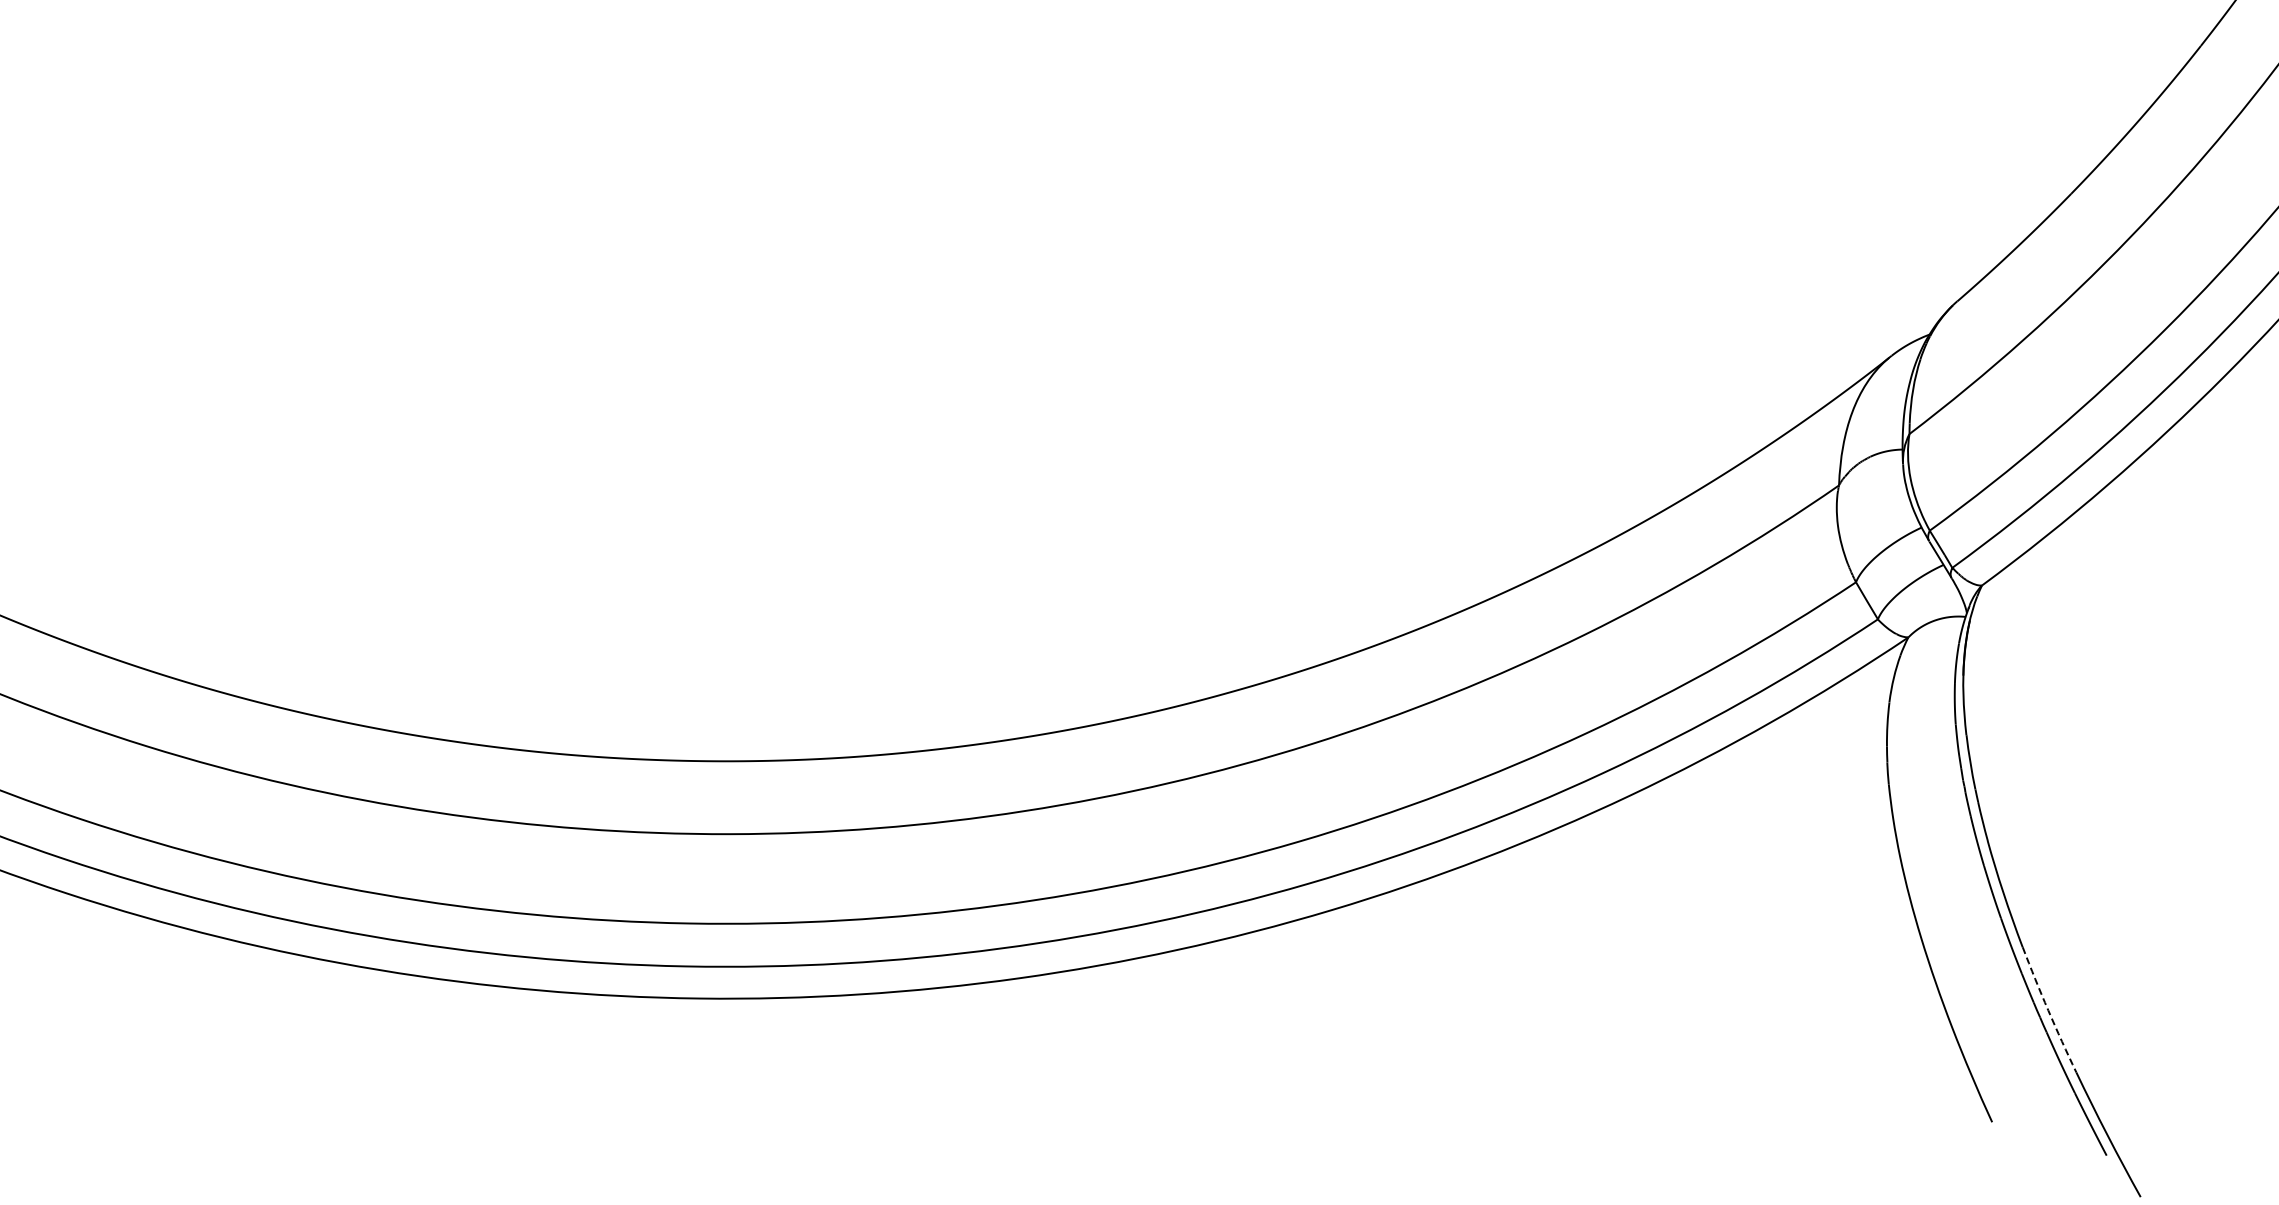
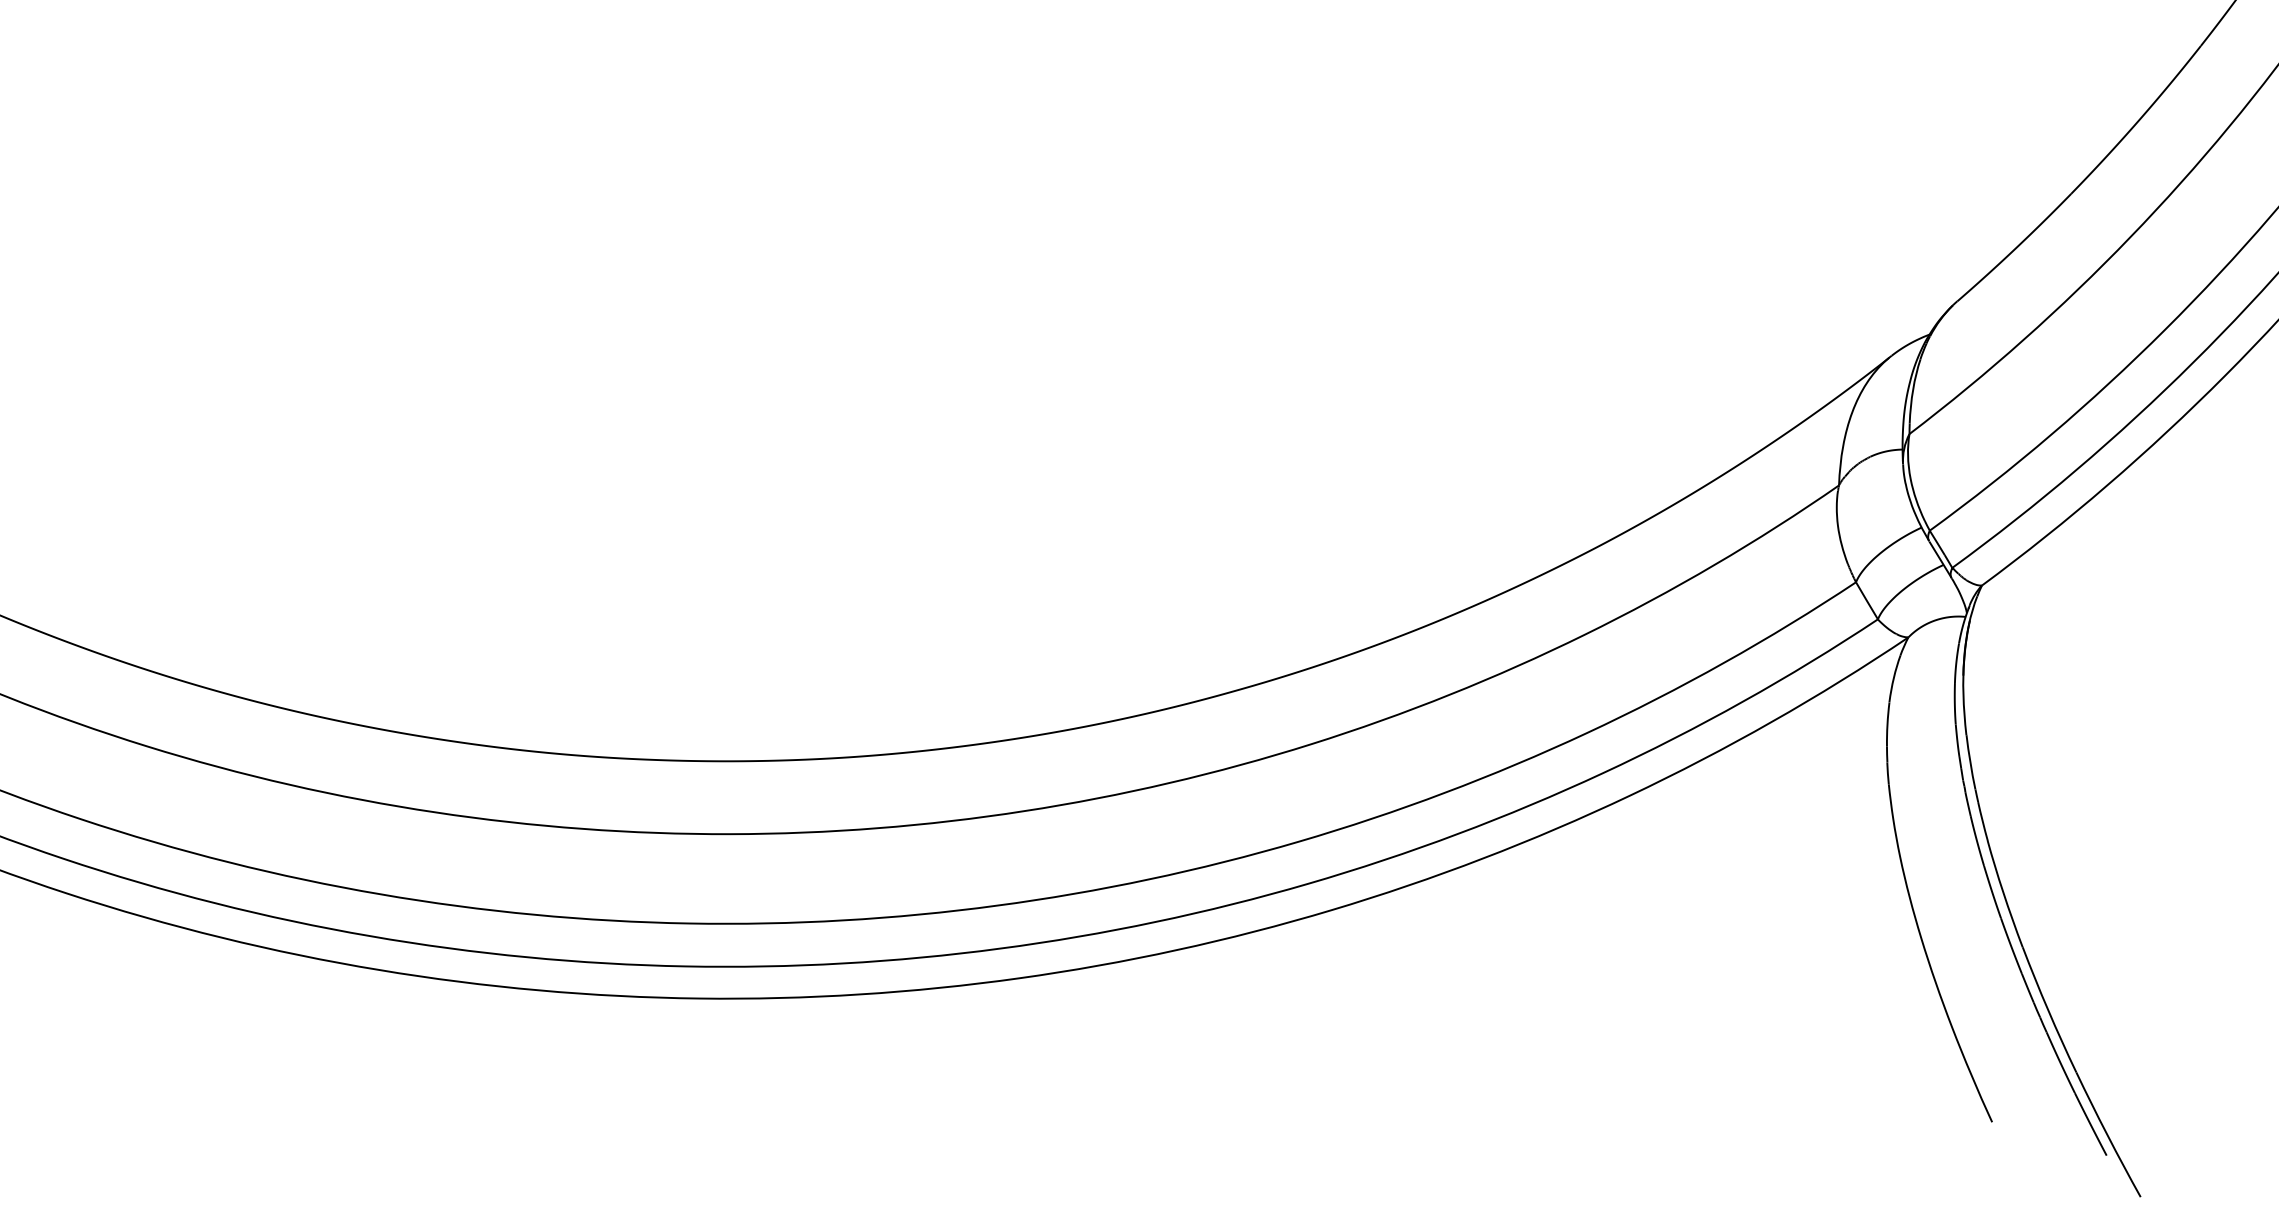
arc: dashed -> solid (2048, 1010)
